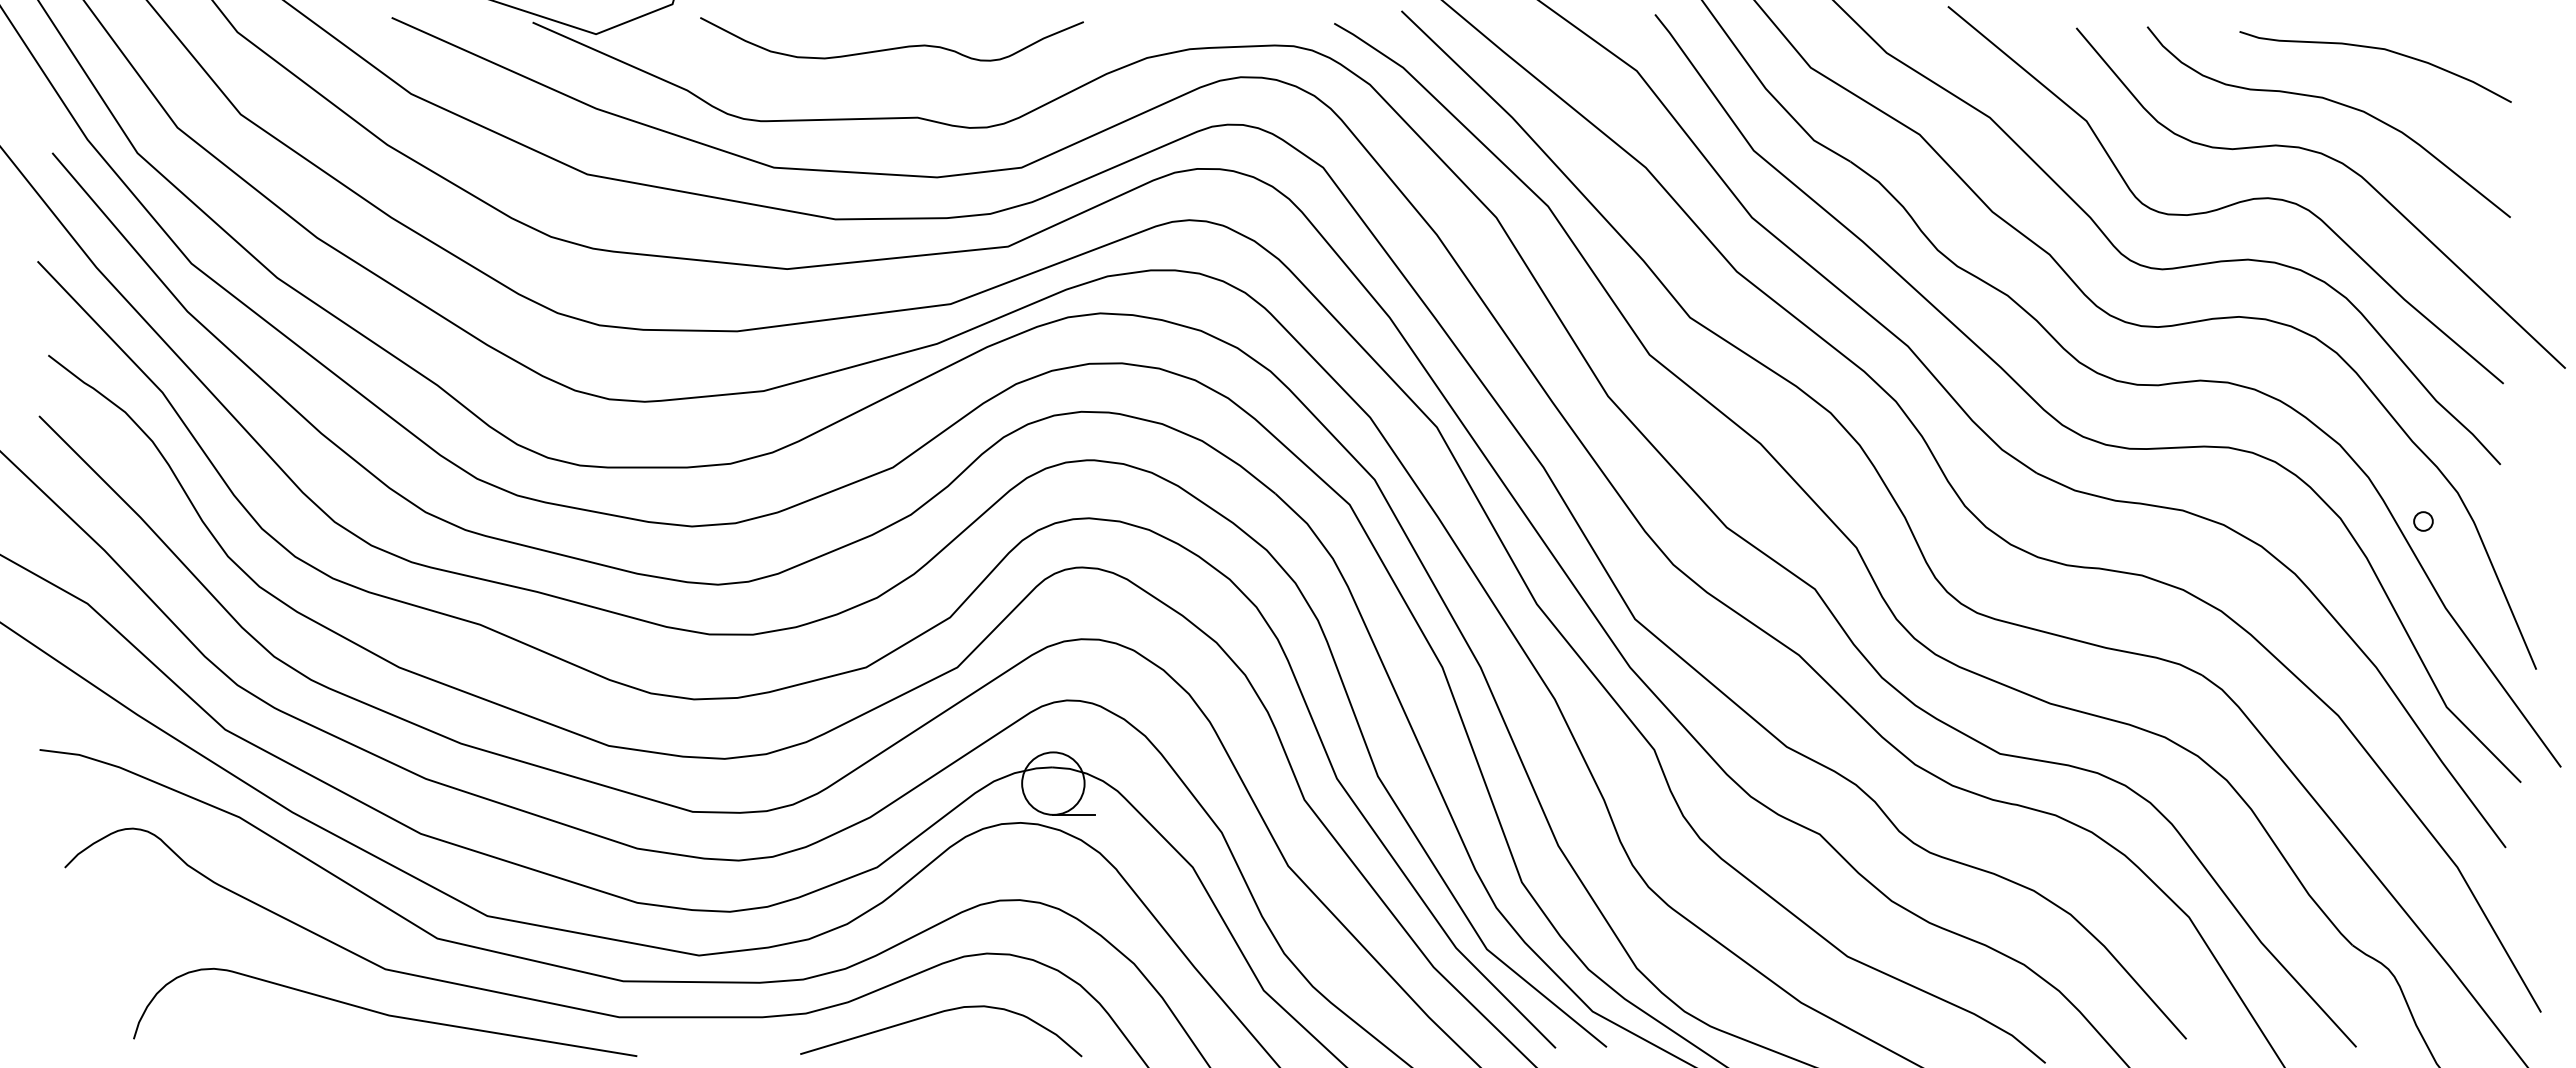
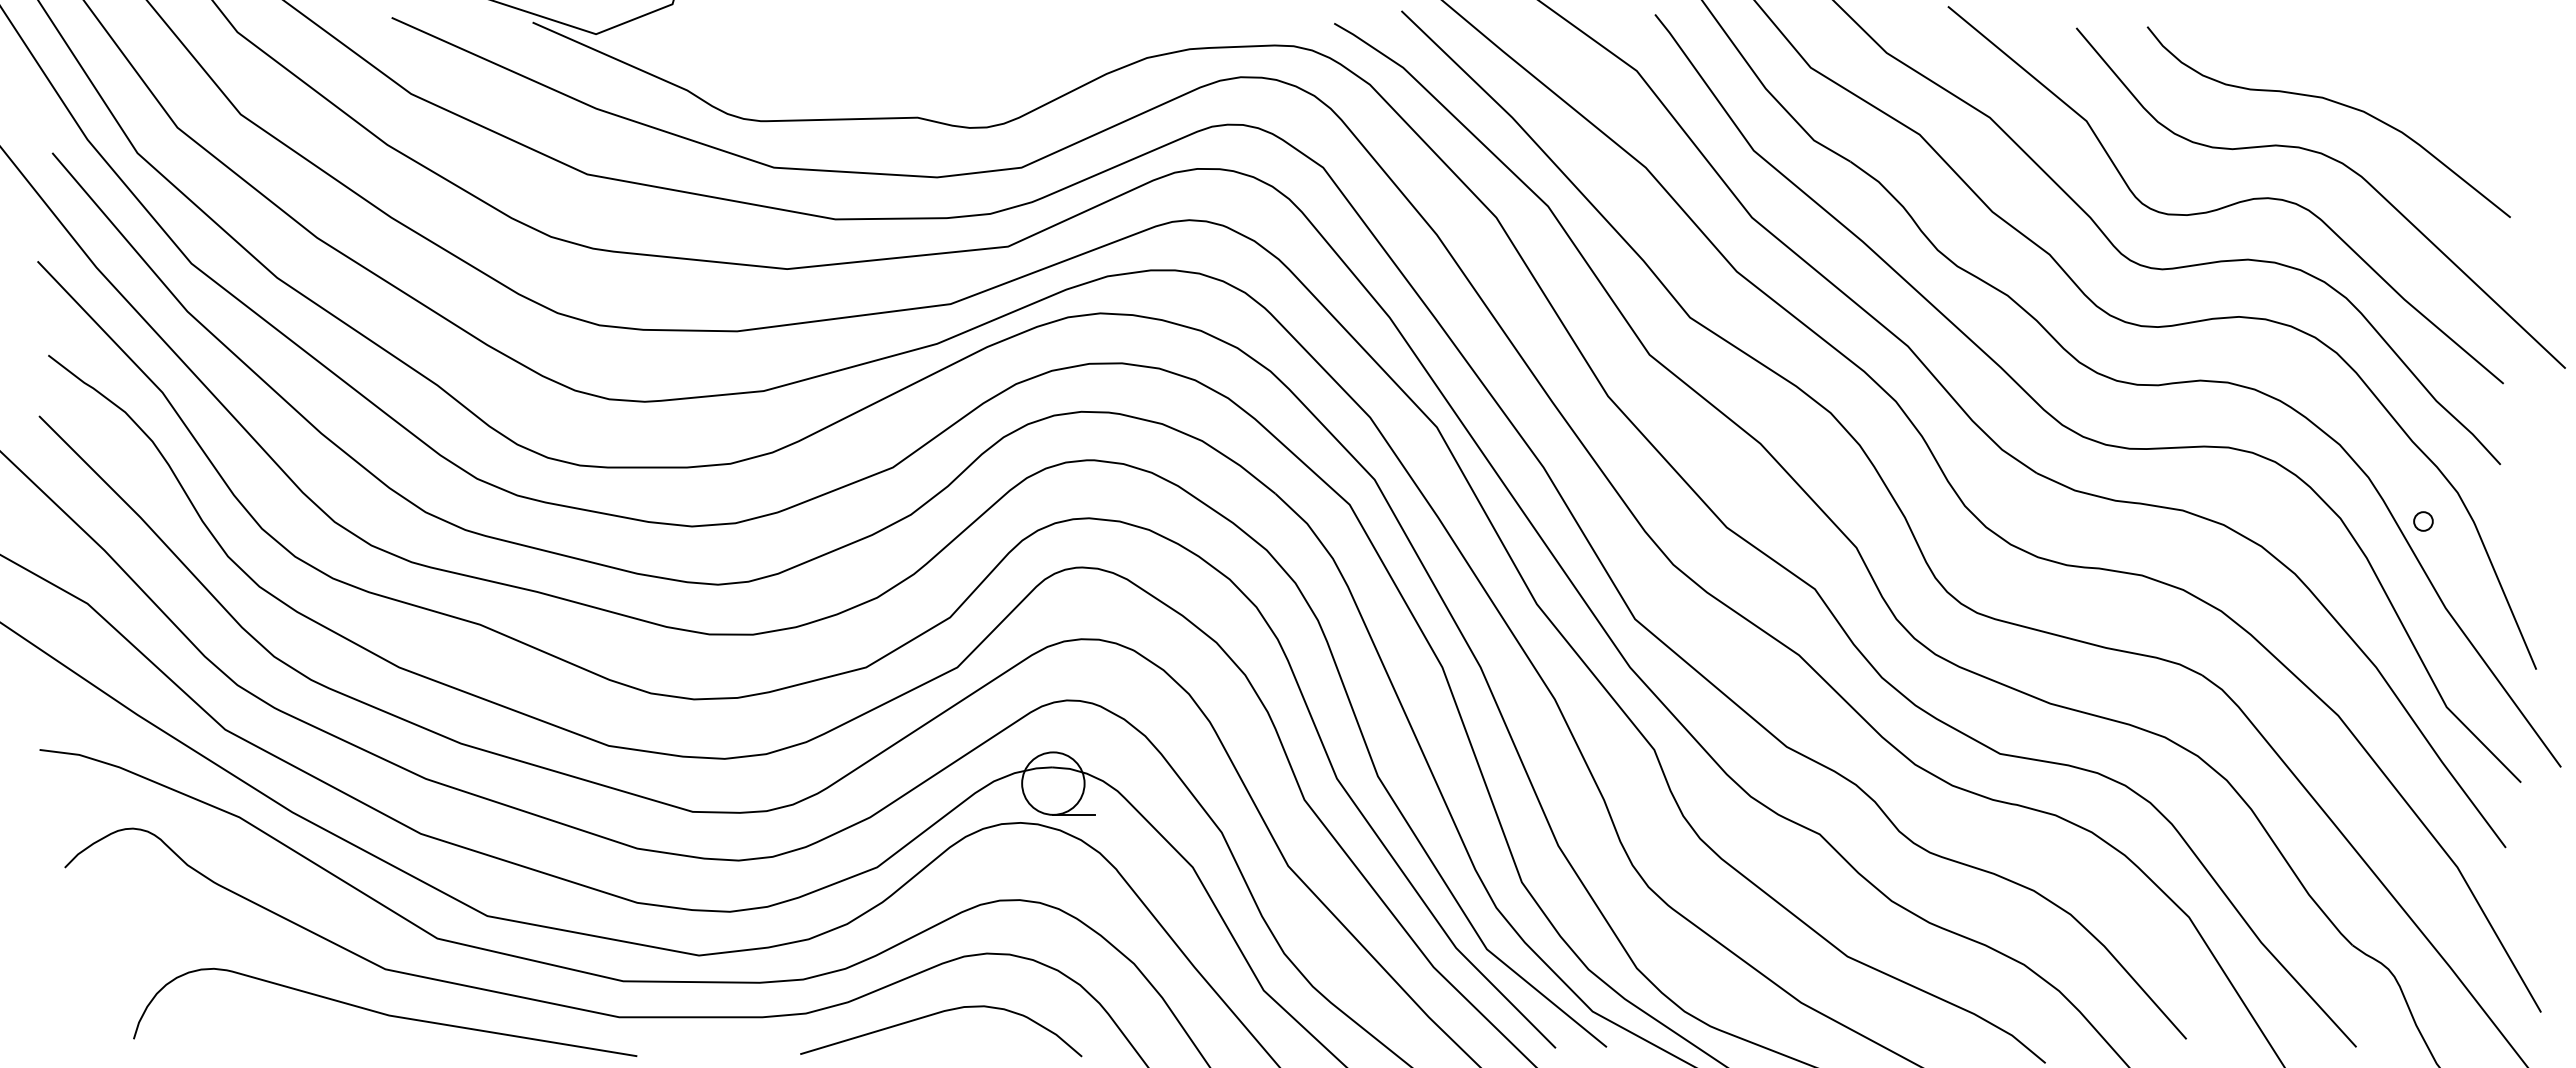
curve: present -> none (893, 47)
curve: present -> none (2377, 49)
